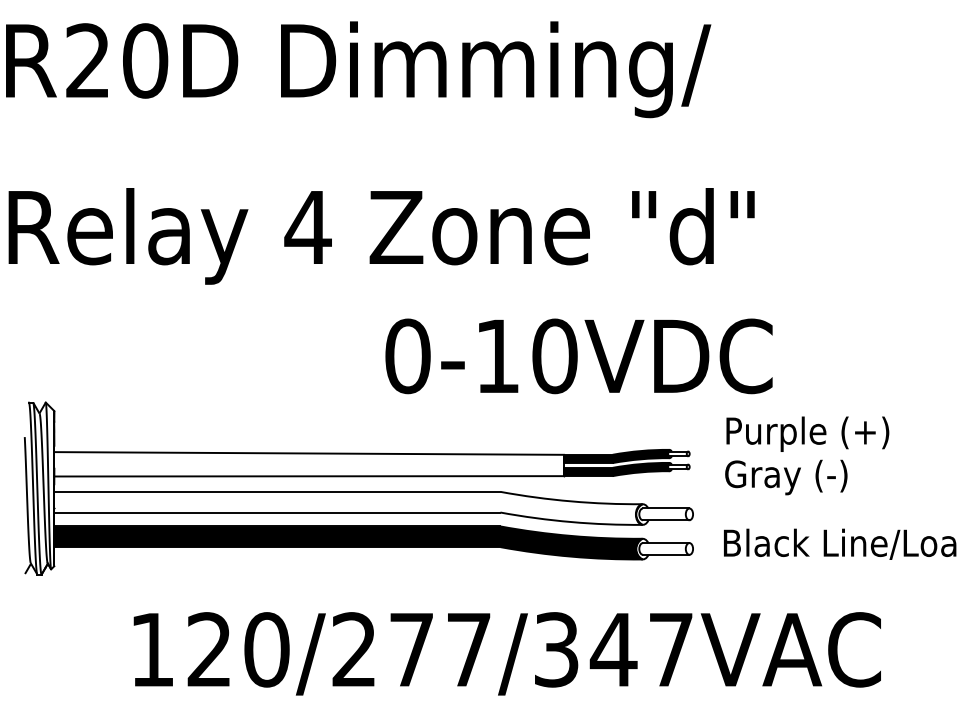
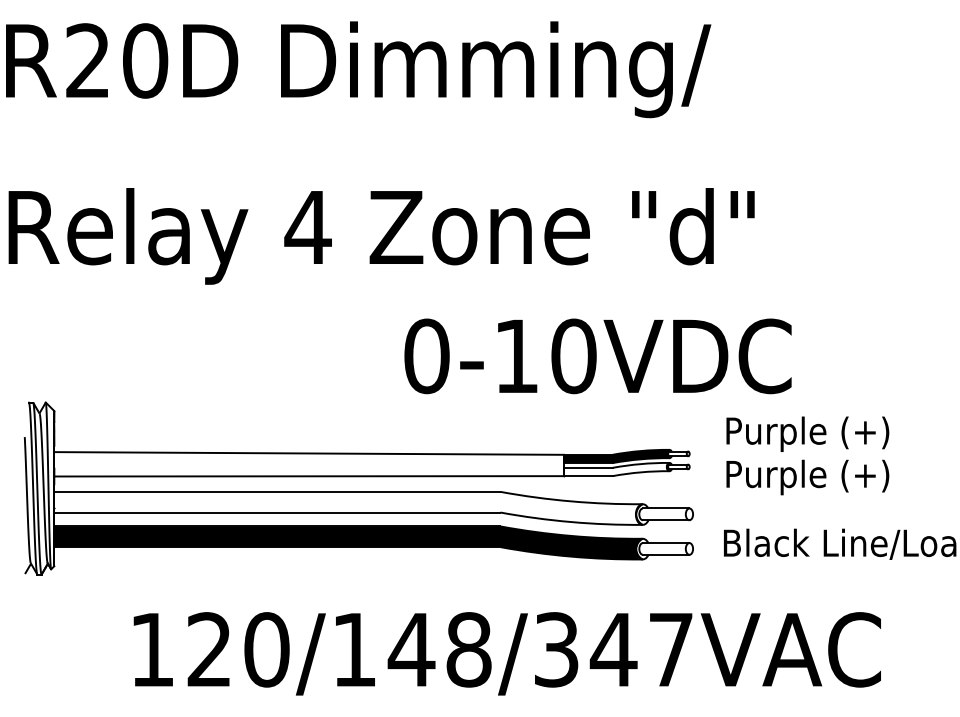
text position: (578, 356) -> (597, 356) (597, 356)
fill: present -> none (616, 469)
text: Gray (-) -> Purple (+) (807, 477)
text: 120/277/347VAC -> 120/148/347VAC (411, 649)
